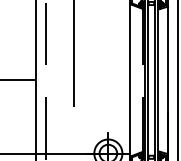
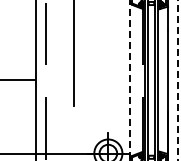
line: solid -> dashed (130, 79)
line: solid -> dashed (178, 79)
